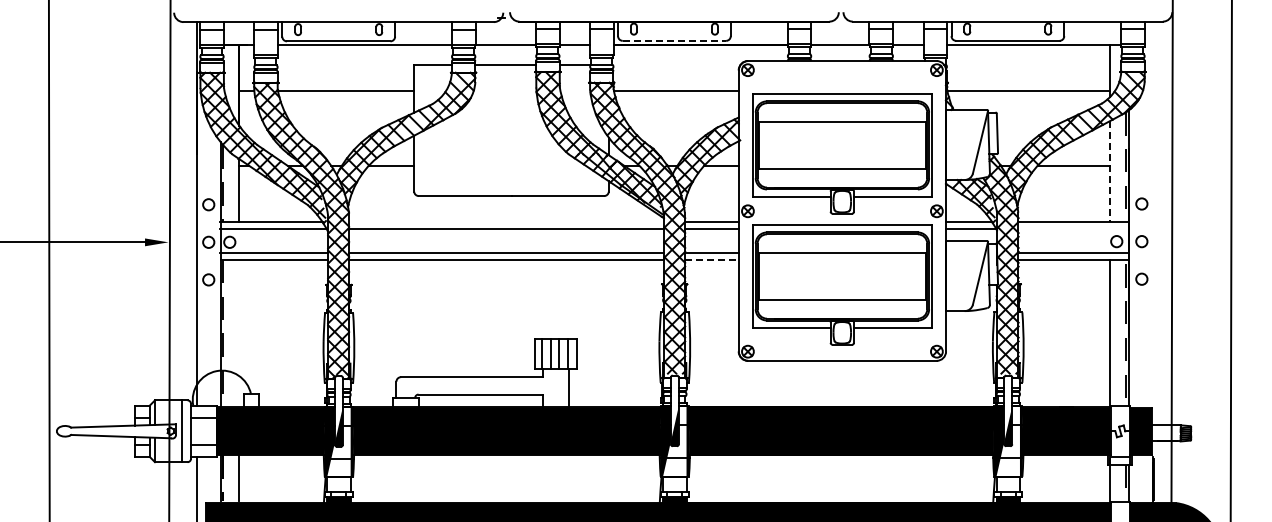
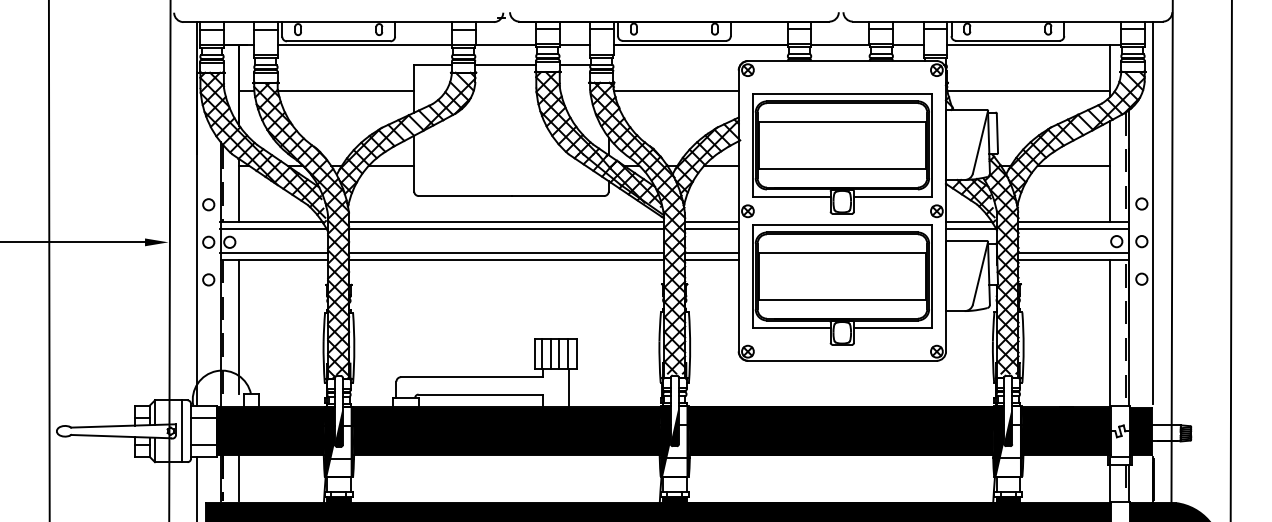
line: dashed -> solid (674, 40)
line: dashed -> solid (1110, 171)
line: none -> present (1152, 212)
line: none -> present (506, 222)
line: none -> present (1073, 229)
line: dashed -> solid (711, 259)
line: none -> present (239, 326)
